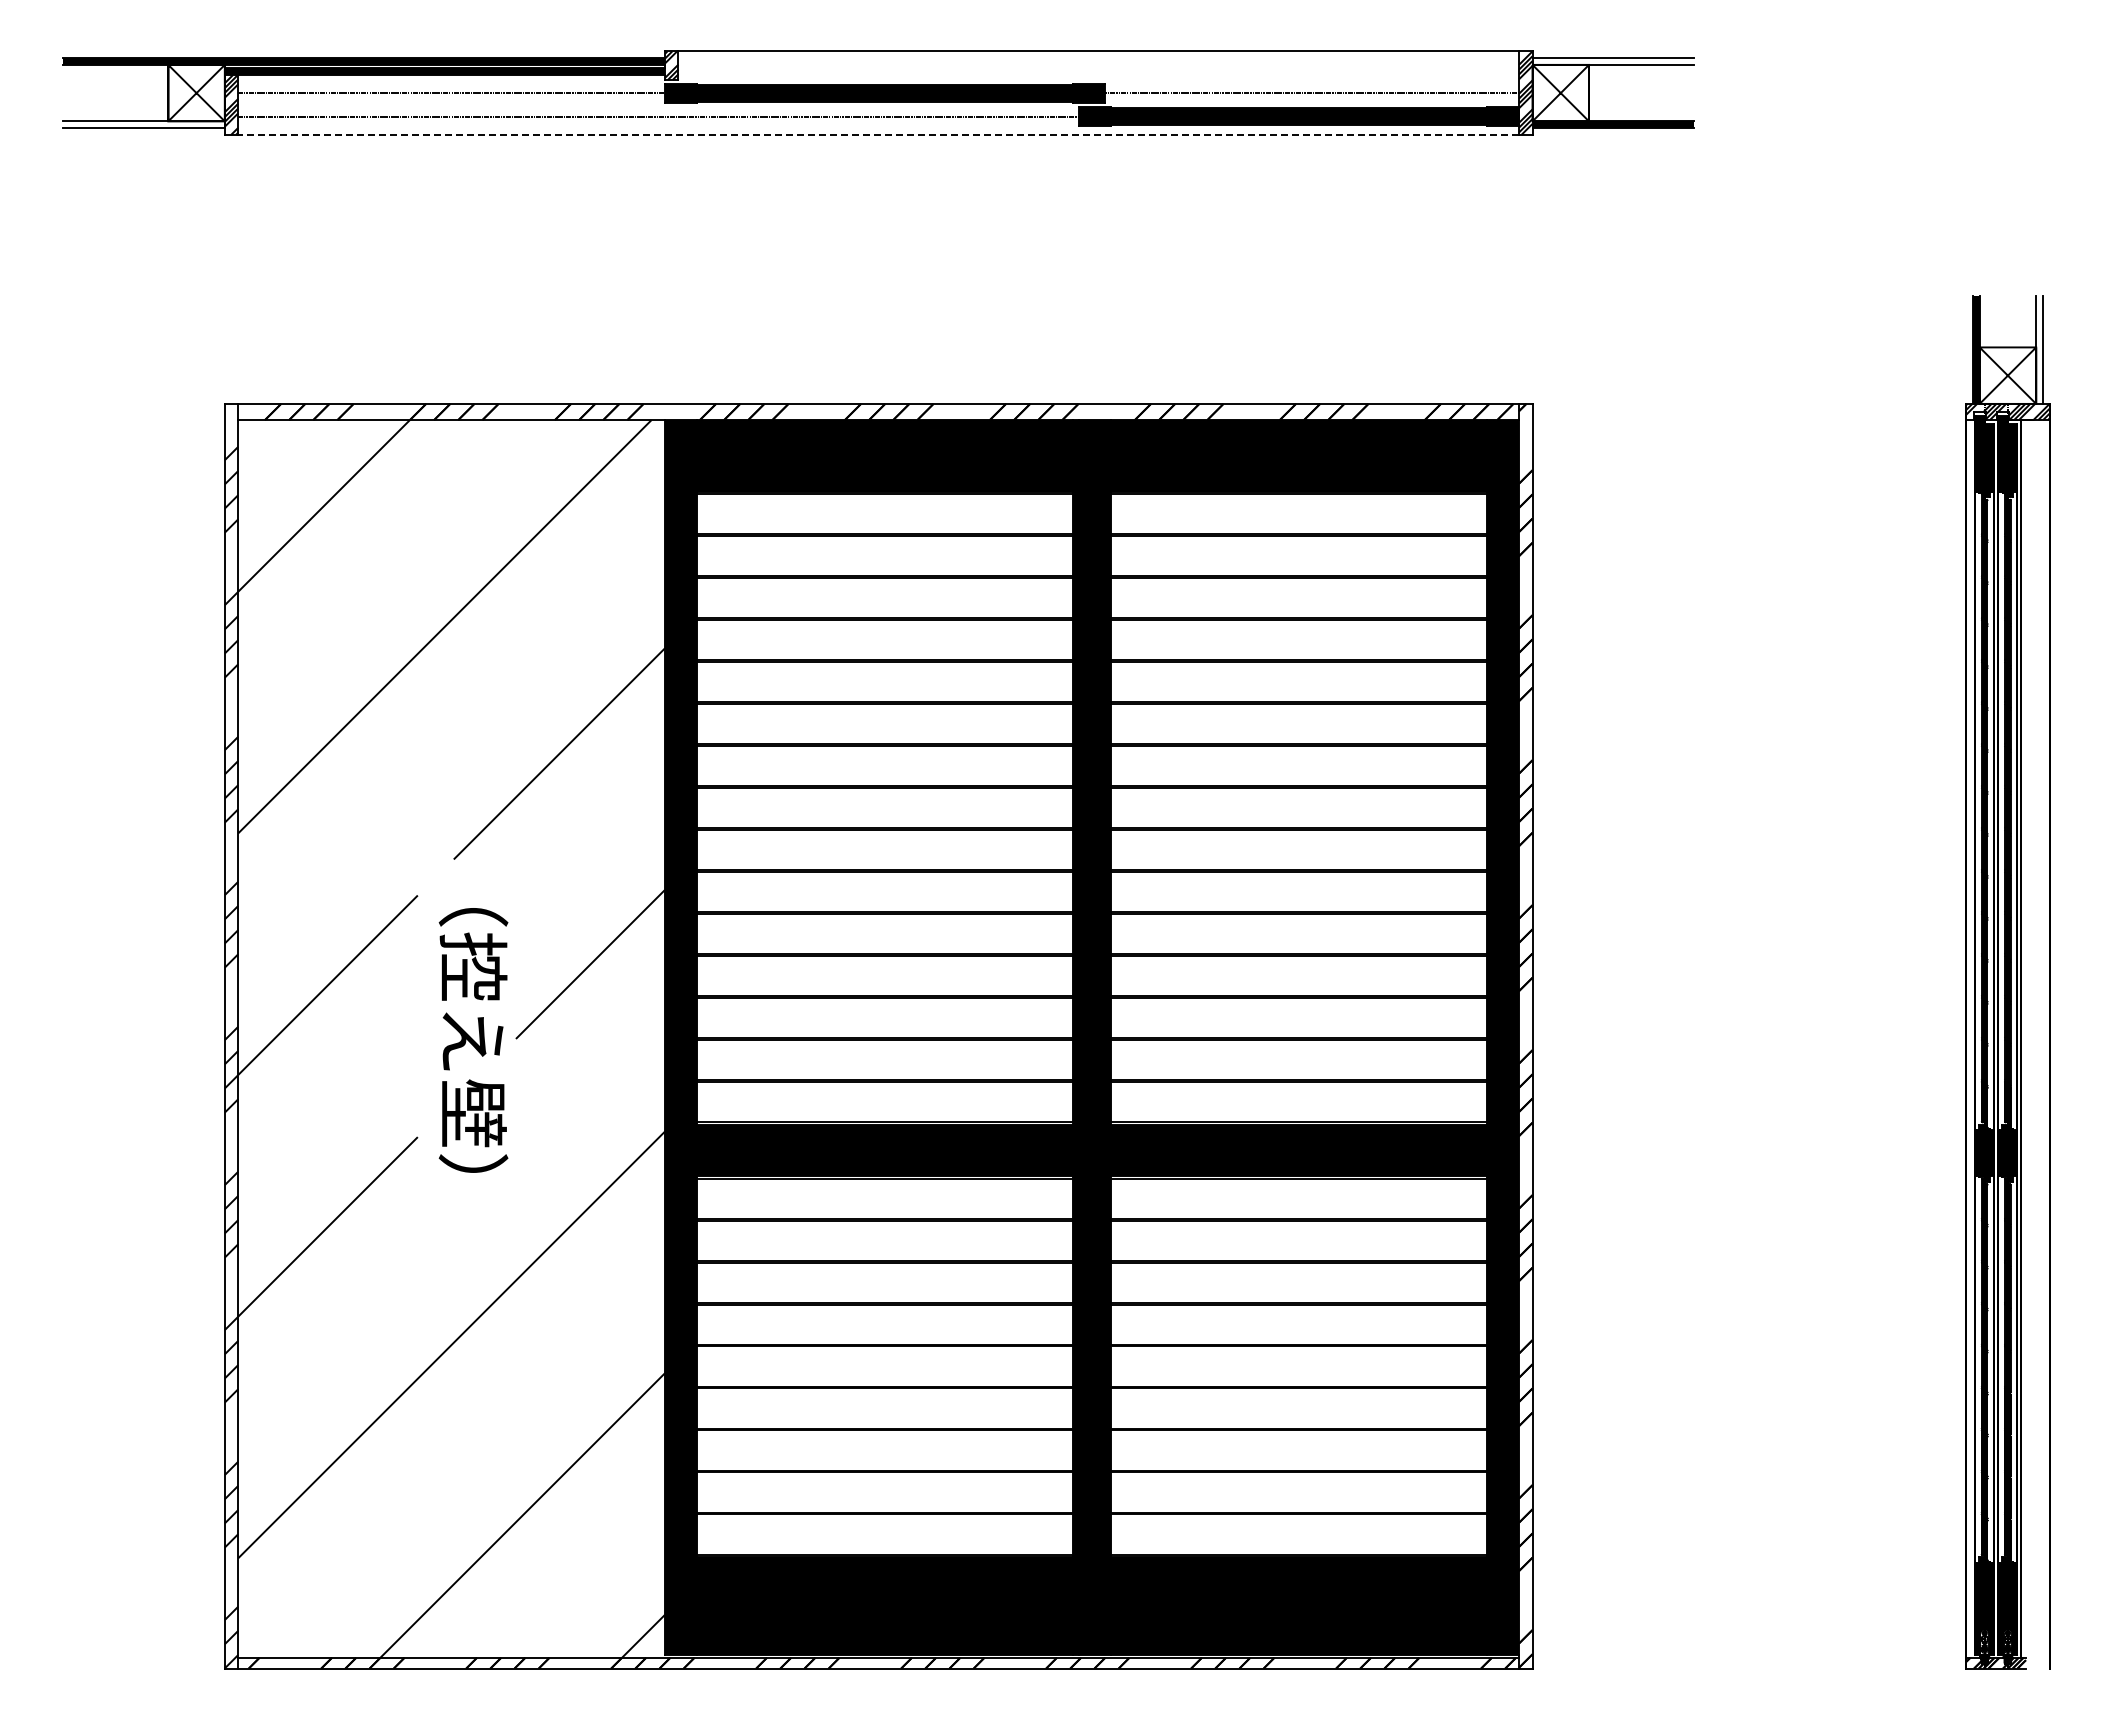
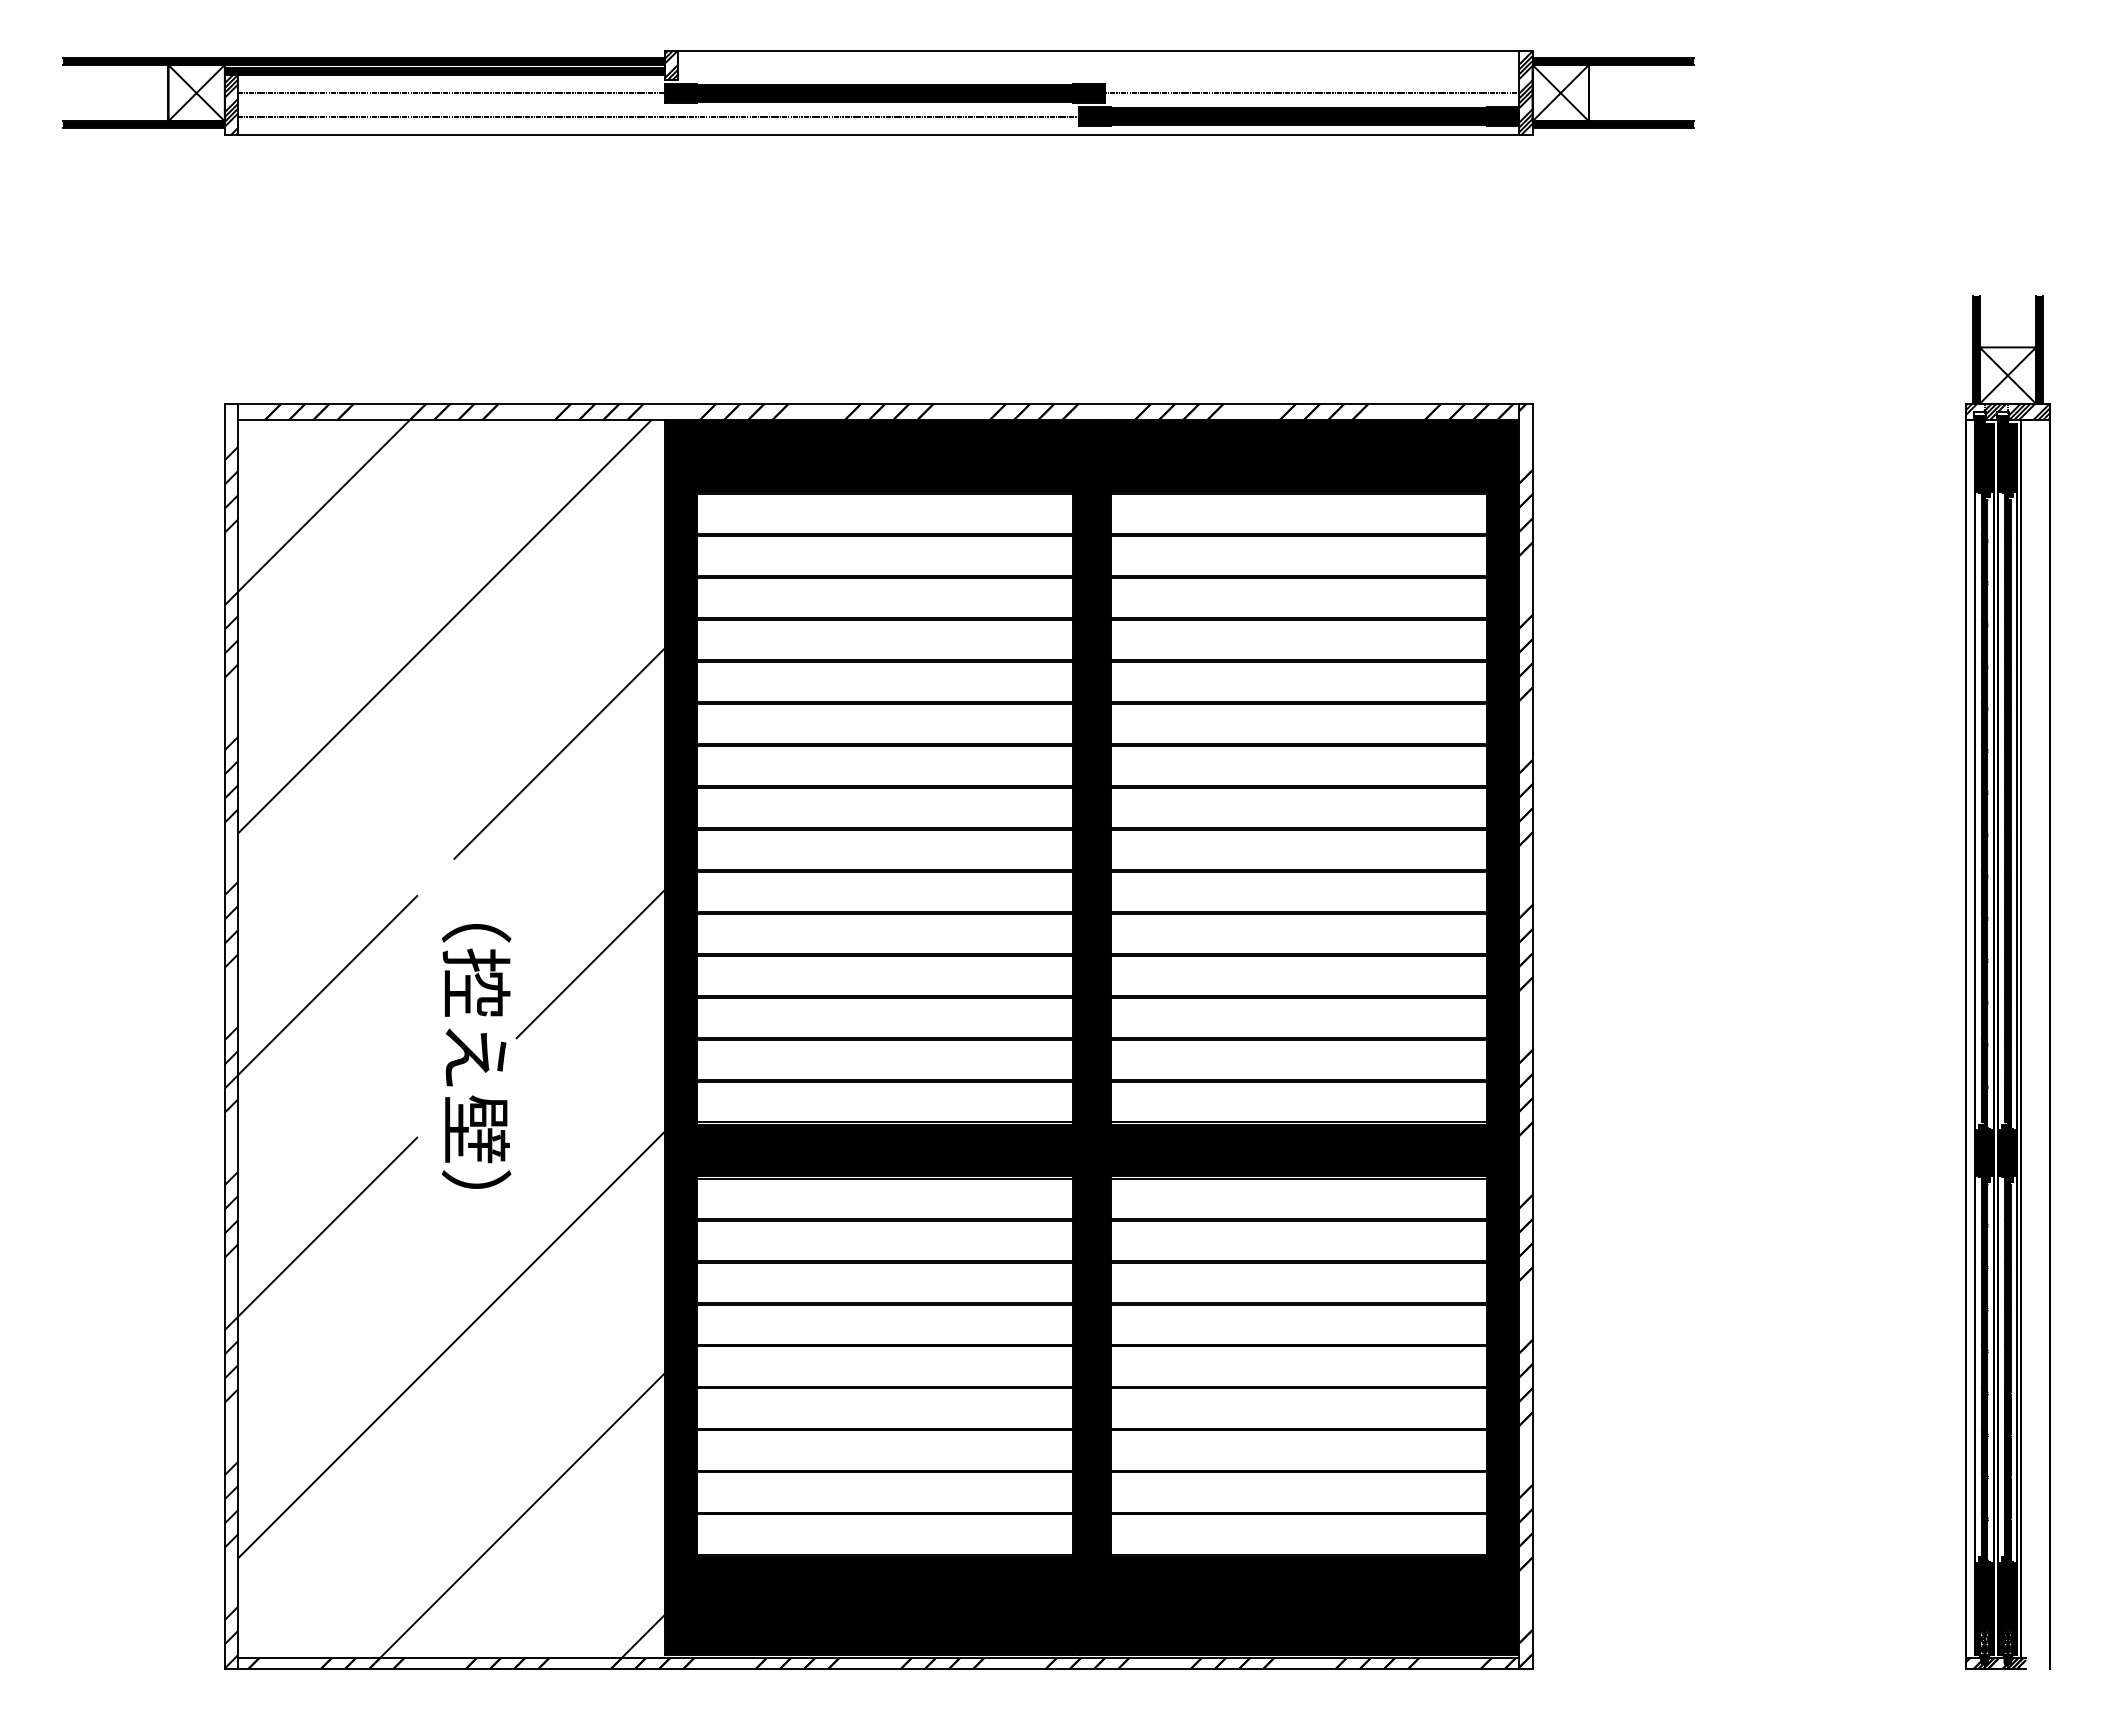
fill: none -> present (1612, 61)
fill: none -> present (143, 124)
line: dashed -> solid (878, 134)
fill: none -> present (2039, 349)
text position: (473, 1040) -> (476, 1056) (476, 1056)
